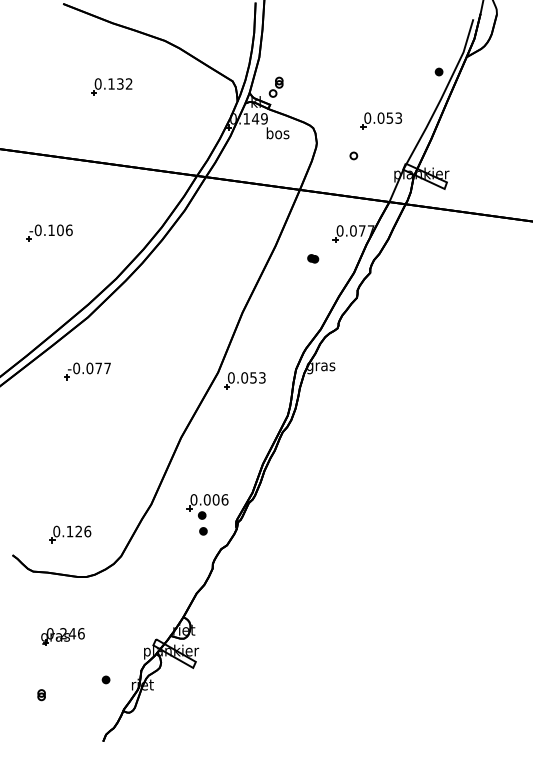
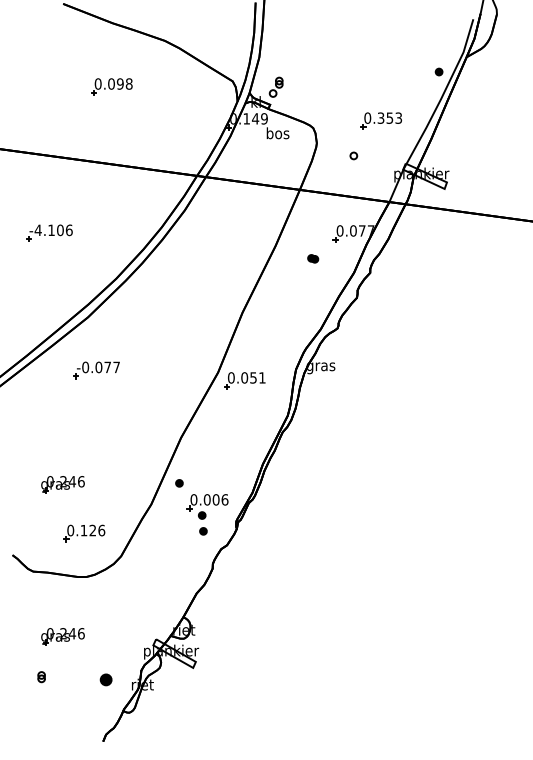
text: 0.132 -> 0.098 (120, 83)
text: 0.053 -> 0.353 (380, 117)
text: -0.106 -> -4.106 (37, 230)
part position: (87, 371) -> (96, 370) (96, 370)
text: 0.053 -> 0.051 (262, 377)
part: none -> present (179, 483)
part: none -> present (62, 484)
part position: (70, 534) -> (84, 533) (84, 533)
part size: 10x10 px -> 14x14 px (105, 679)
part position: (41, 695) -> (41, 677) (41, 677)
